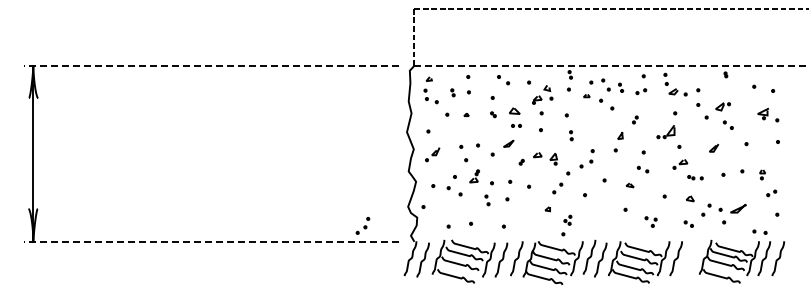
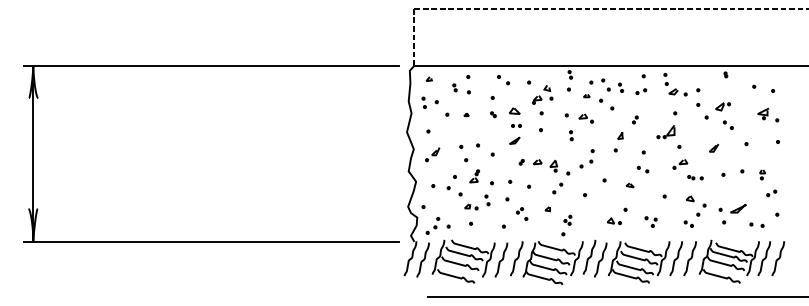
line: dashed -> solid (211, 65)
line: dashed -> solid (611, 65)
part position: (452, 92) -> (454, 87) (454, 87)
part position: (425, 94) -> (423, 102) (423, 102)
part: none -> present (585, 118)
line position: (508, 143) -> (514, 140) (514, 140)
part position: (545, 158) -> (545, 165) (545, 165)
part: none -> present (471, 206)
part position: (706, 209) -> (701, 209) (701, 209)
part: none -> present (521, 213)
part: none -> present (614, 221)
part position: (362, 225) -> (432, 225) (432, 225)
part position: (759, 231) -> (756, 224) (756, 224)
line: dashed -> solid (211, 241)
curve: none -> present (689, 258)
line: none -> present (616, 297)
